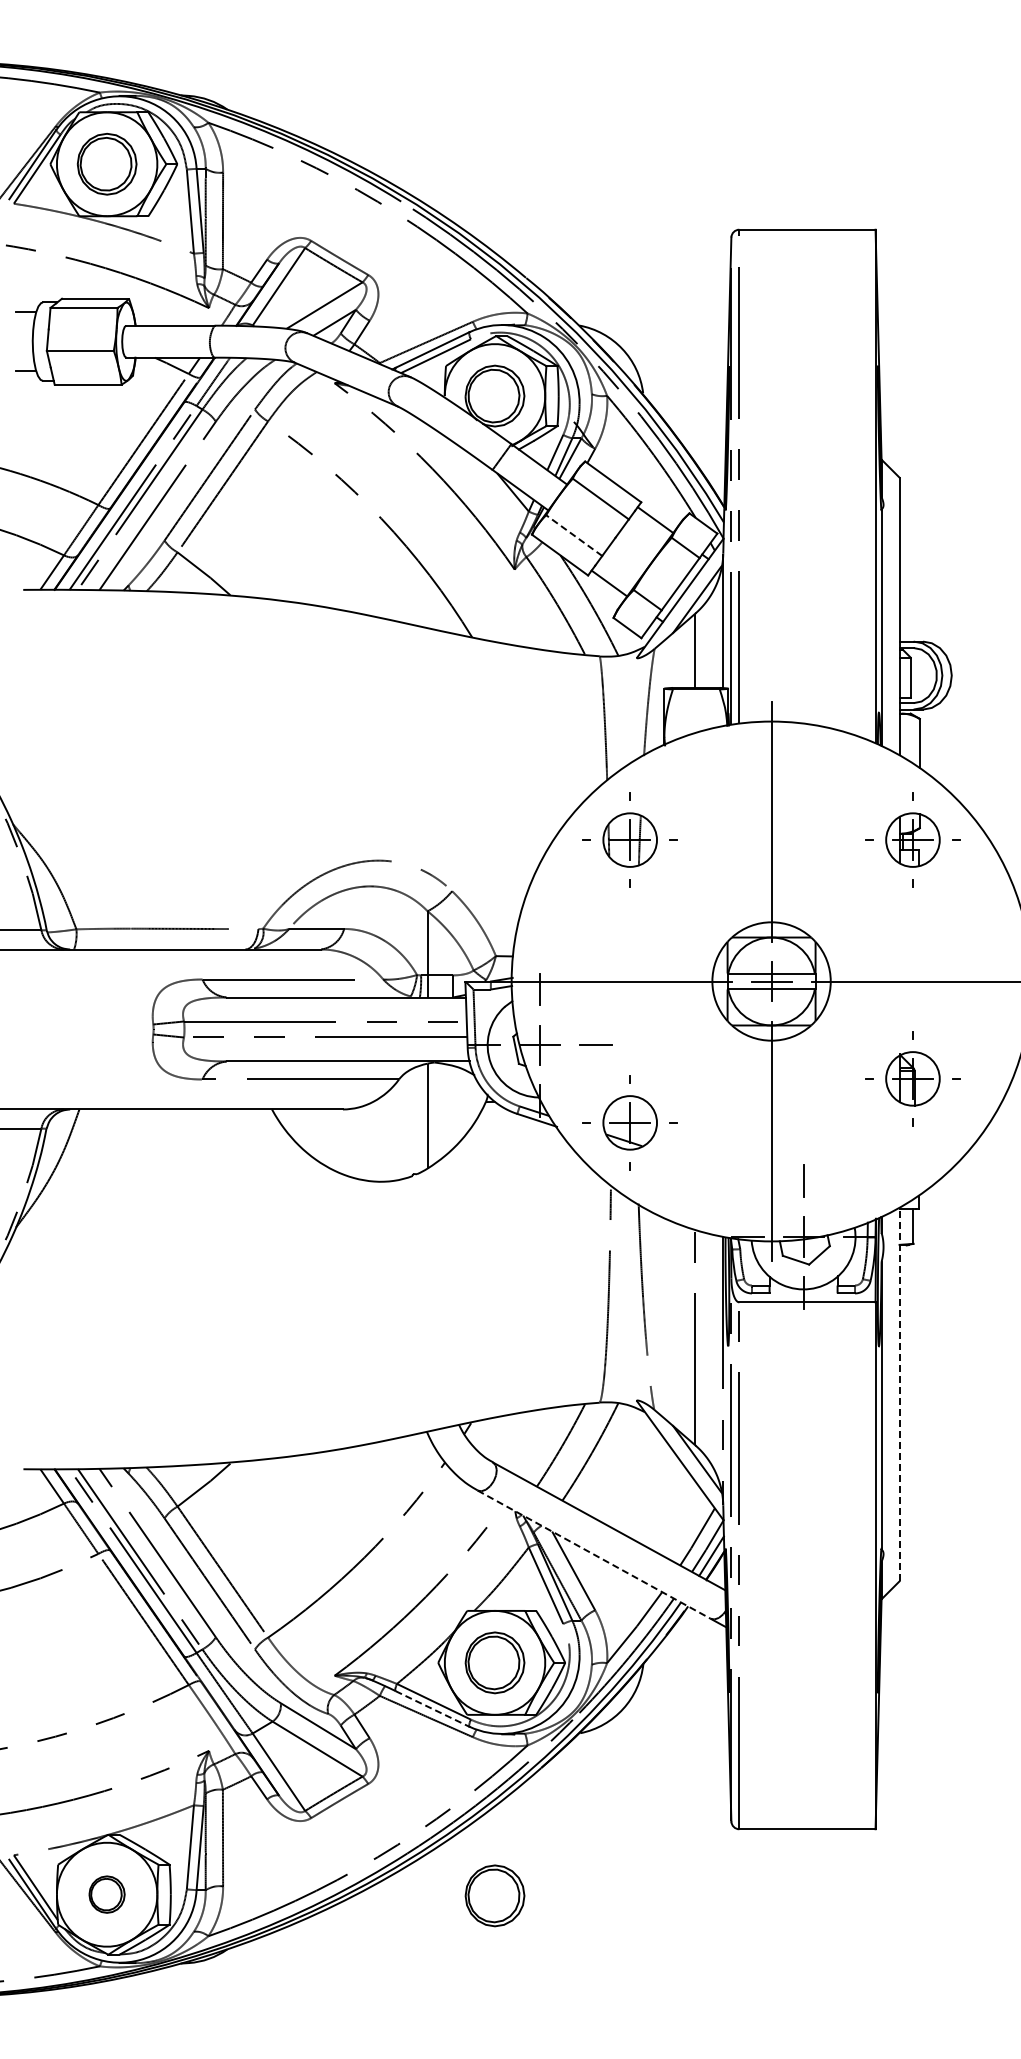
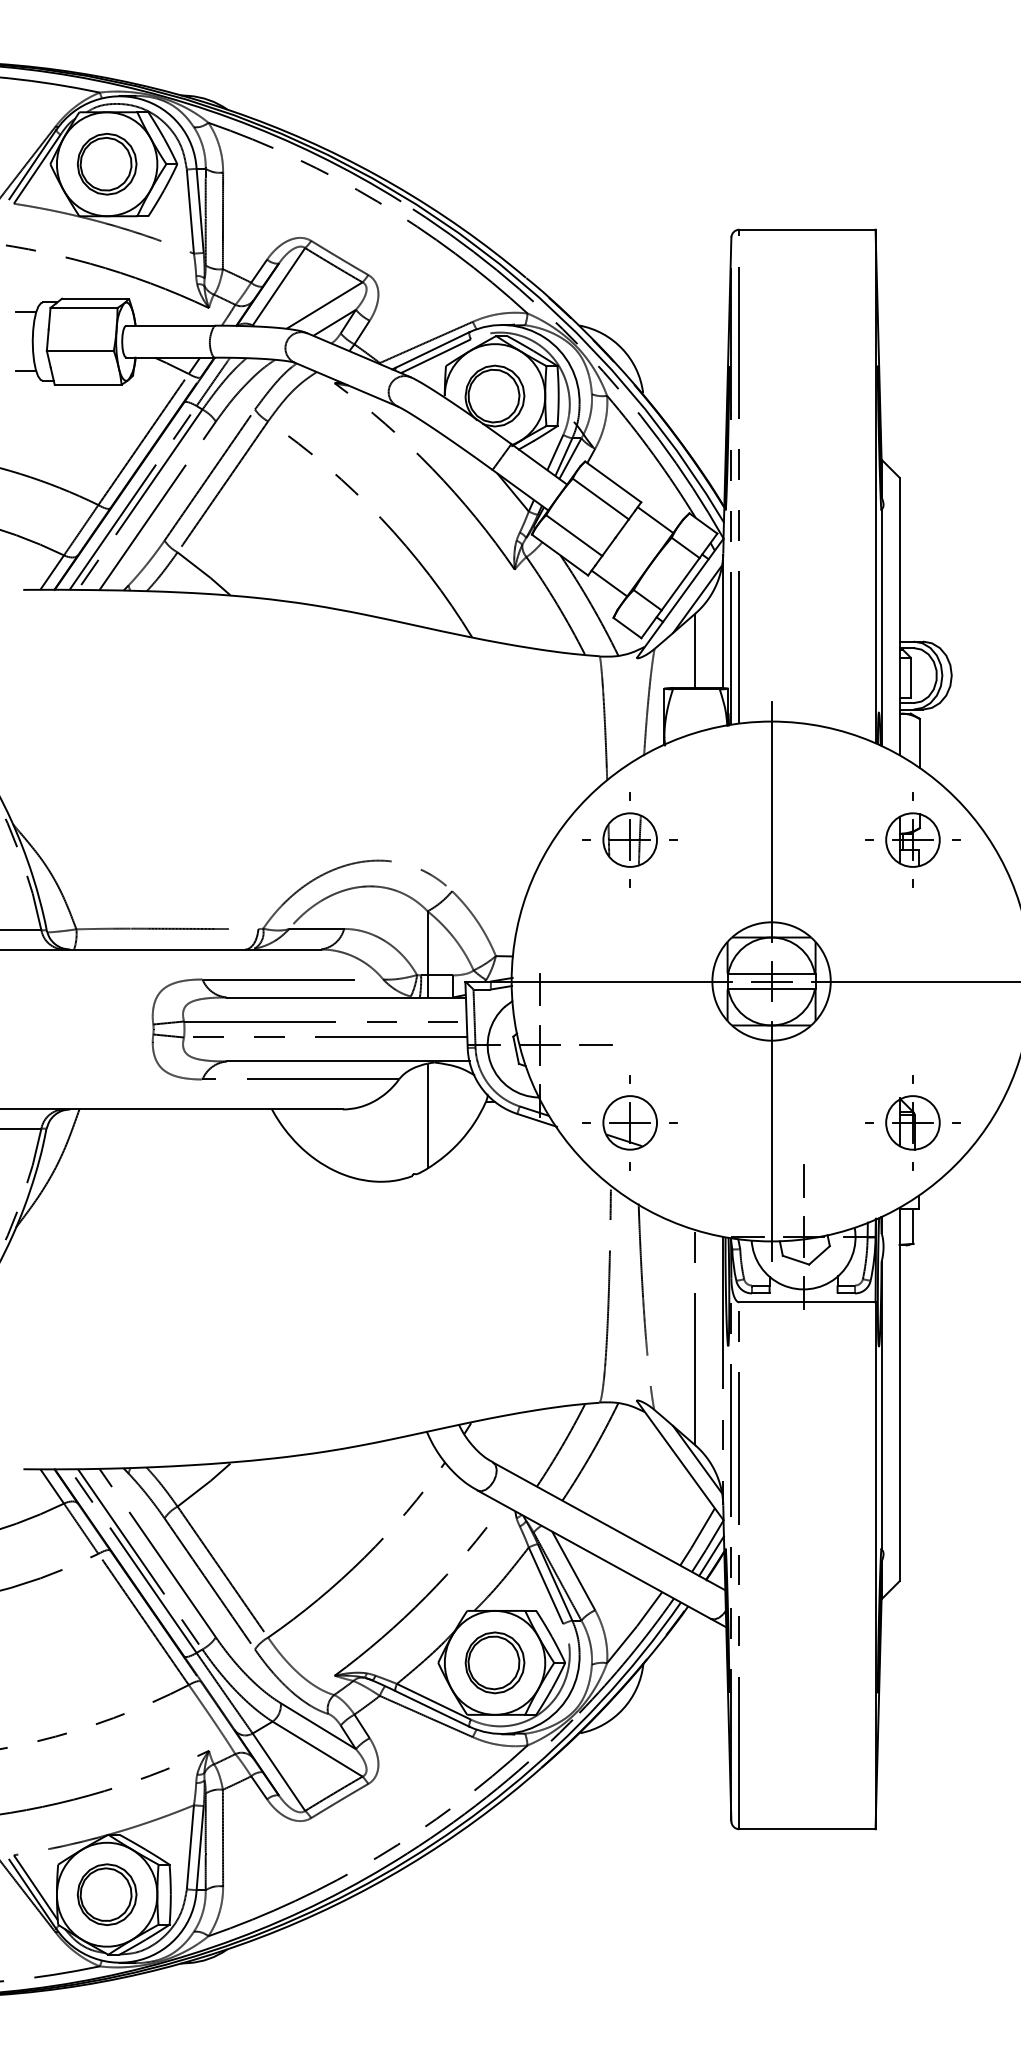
line: dashed -> solid (574, 535)
part position: (912, 1078) -> (912, 1122) (912, 1122)
line: dashed -> solid (899, 1394)
line: dashed -> solid (594, 1554)
line: dashed -> solid (433, 1709)
part size: 38x39 px -> 62x63 px (106, 1894)
part: present -> none (494, 1895)
